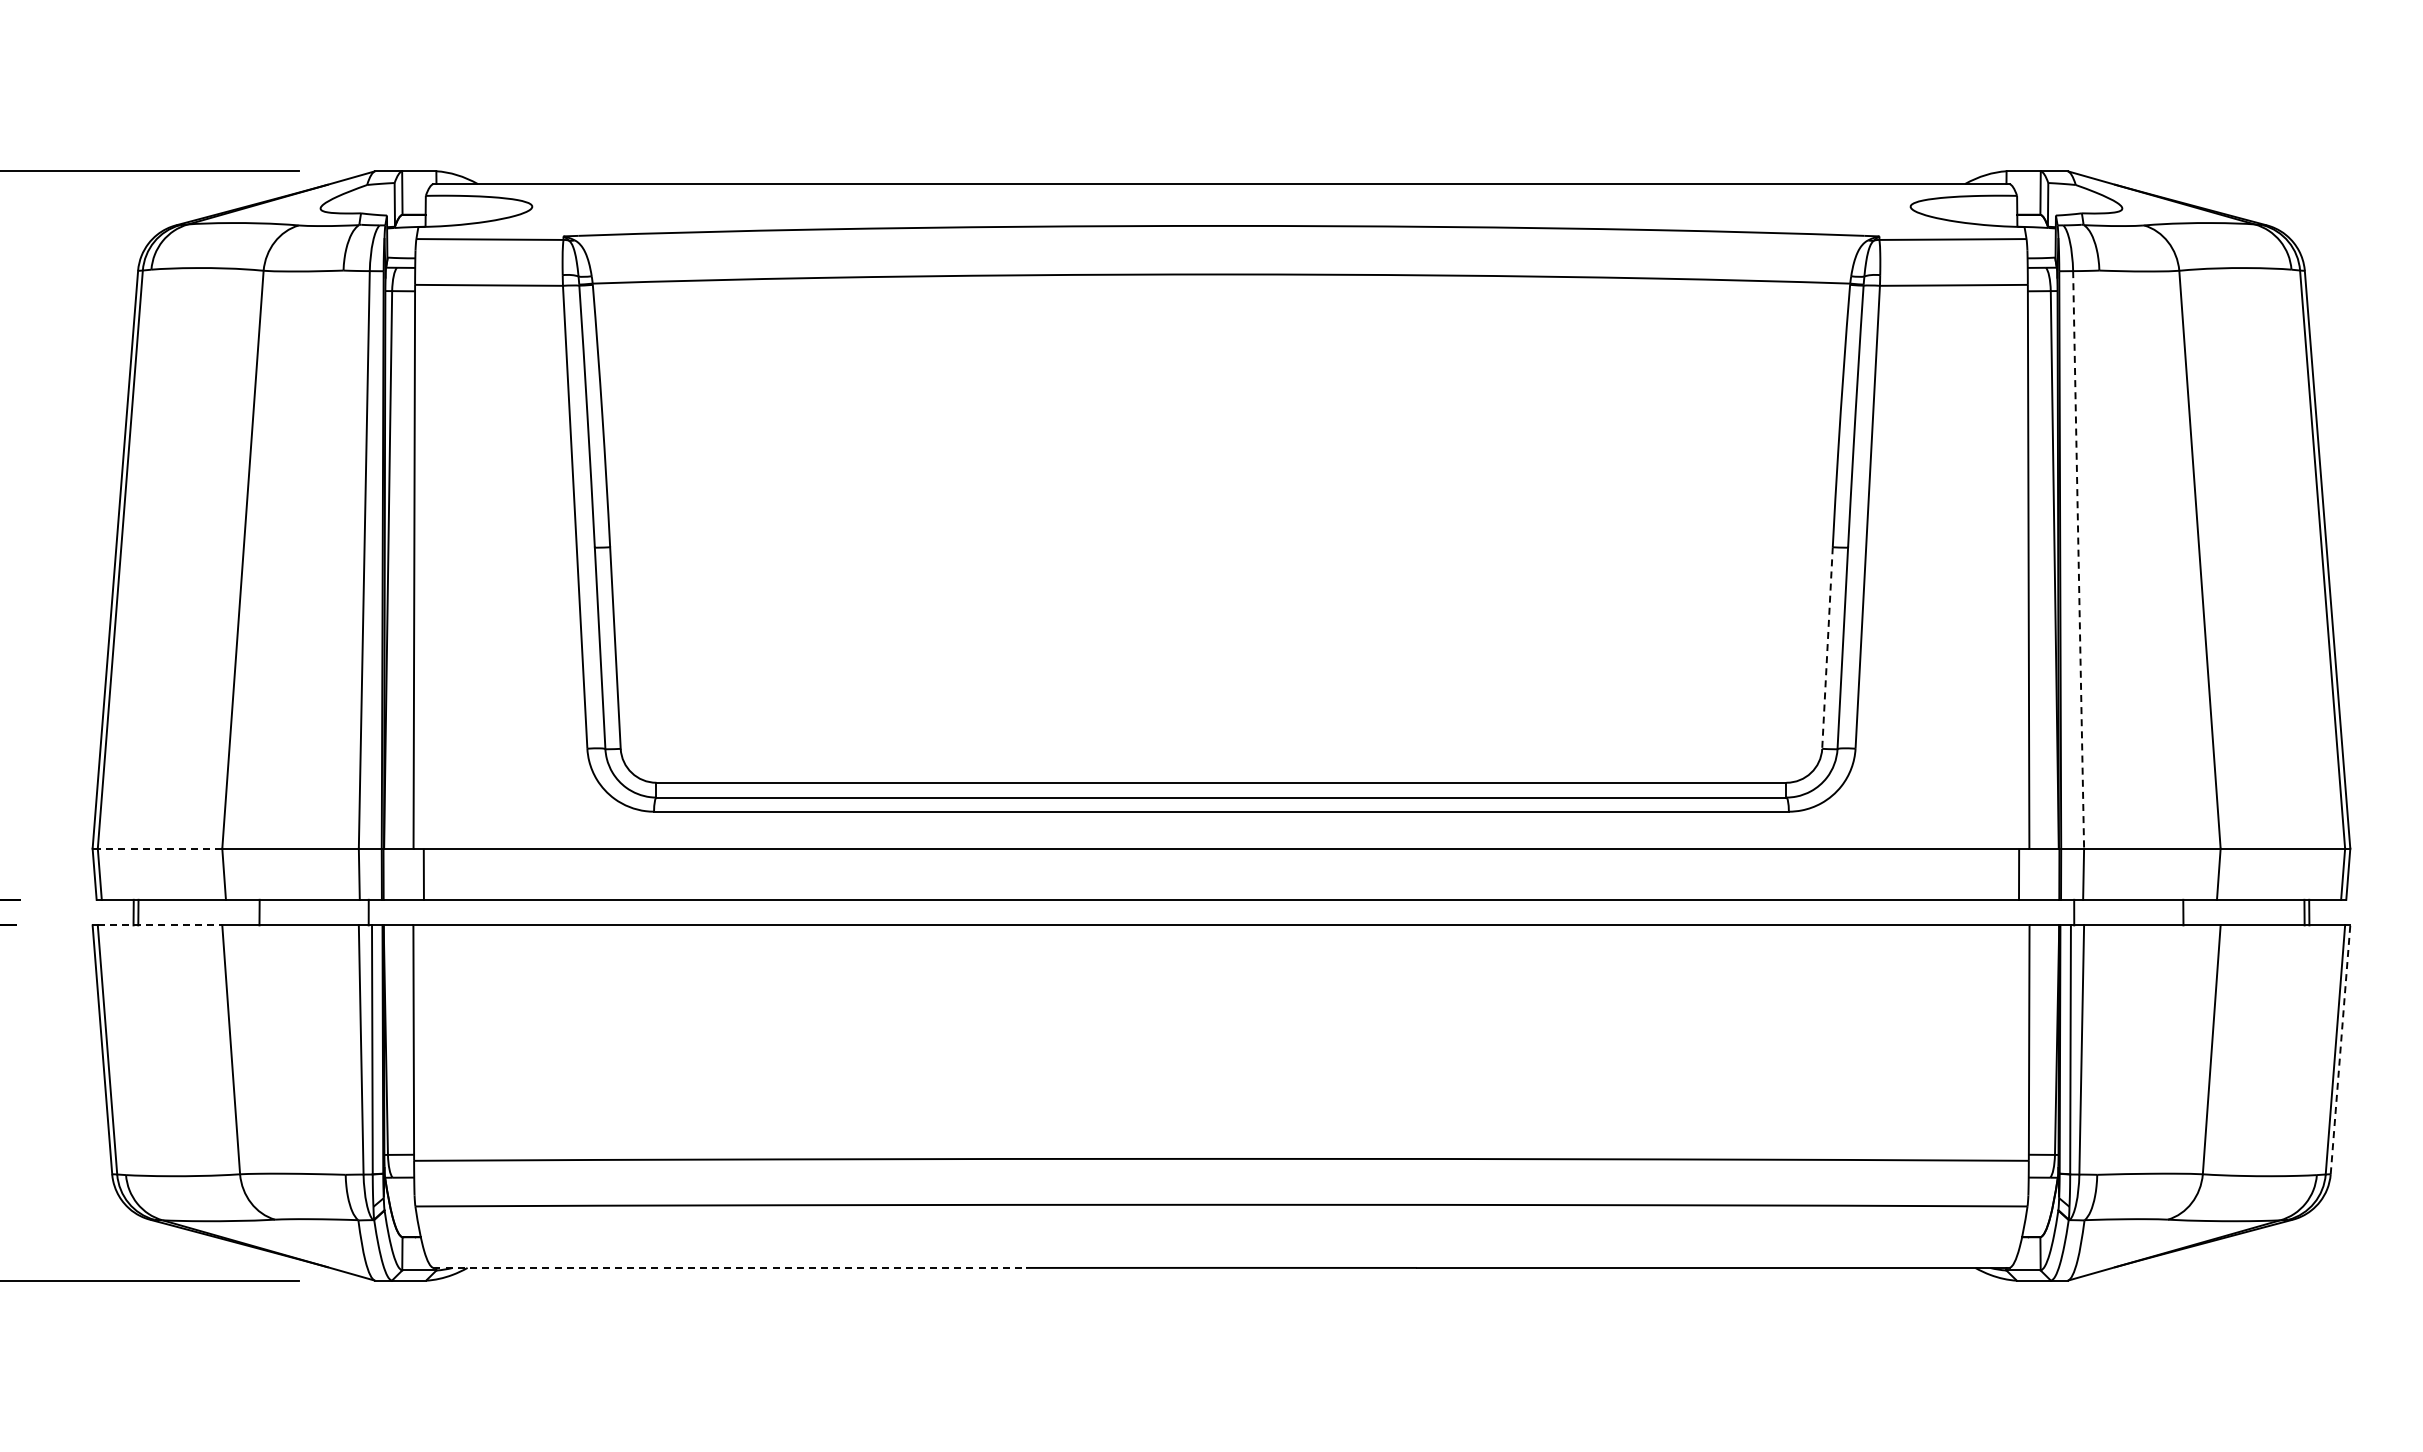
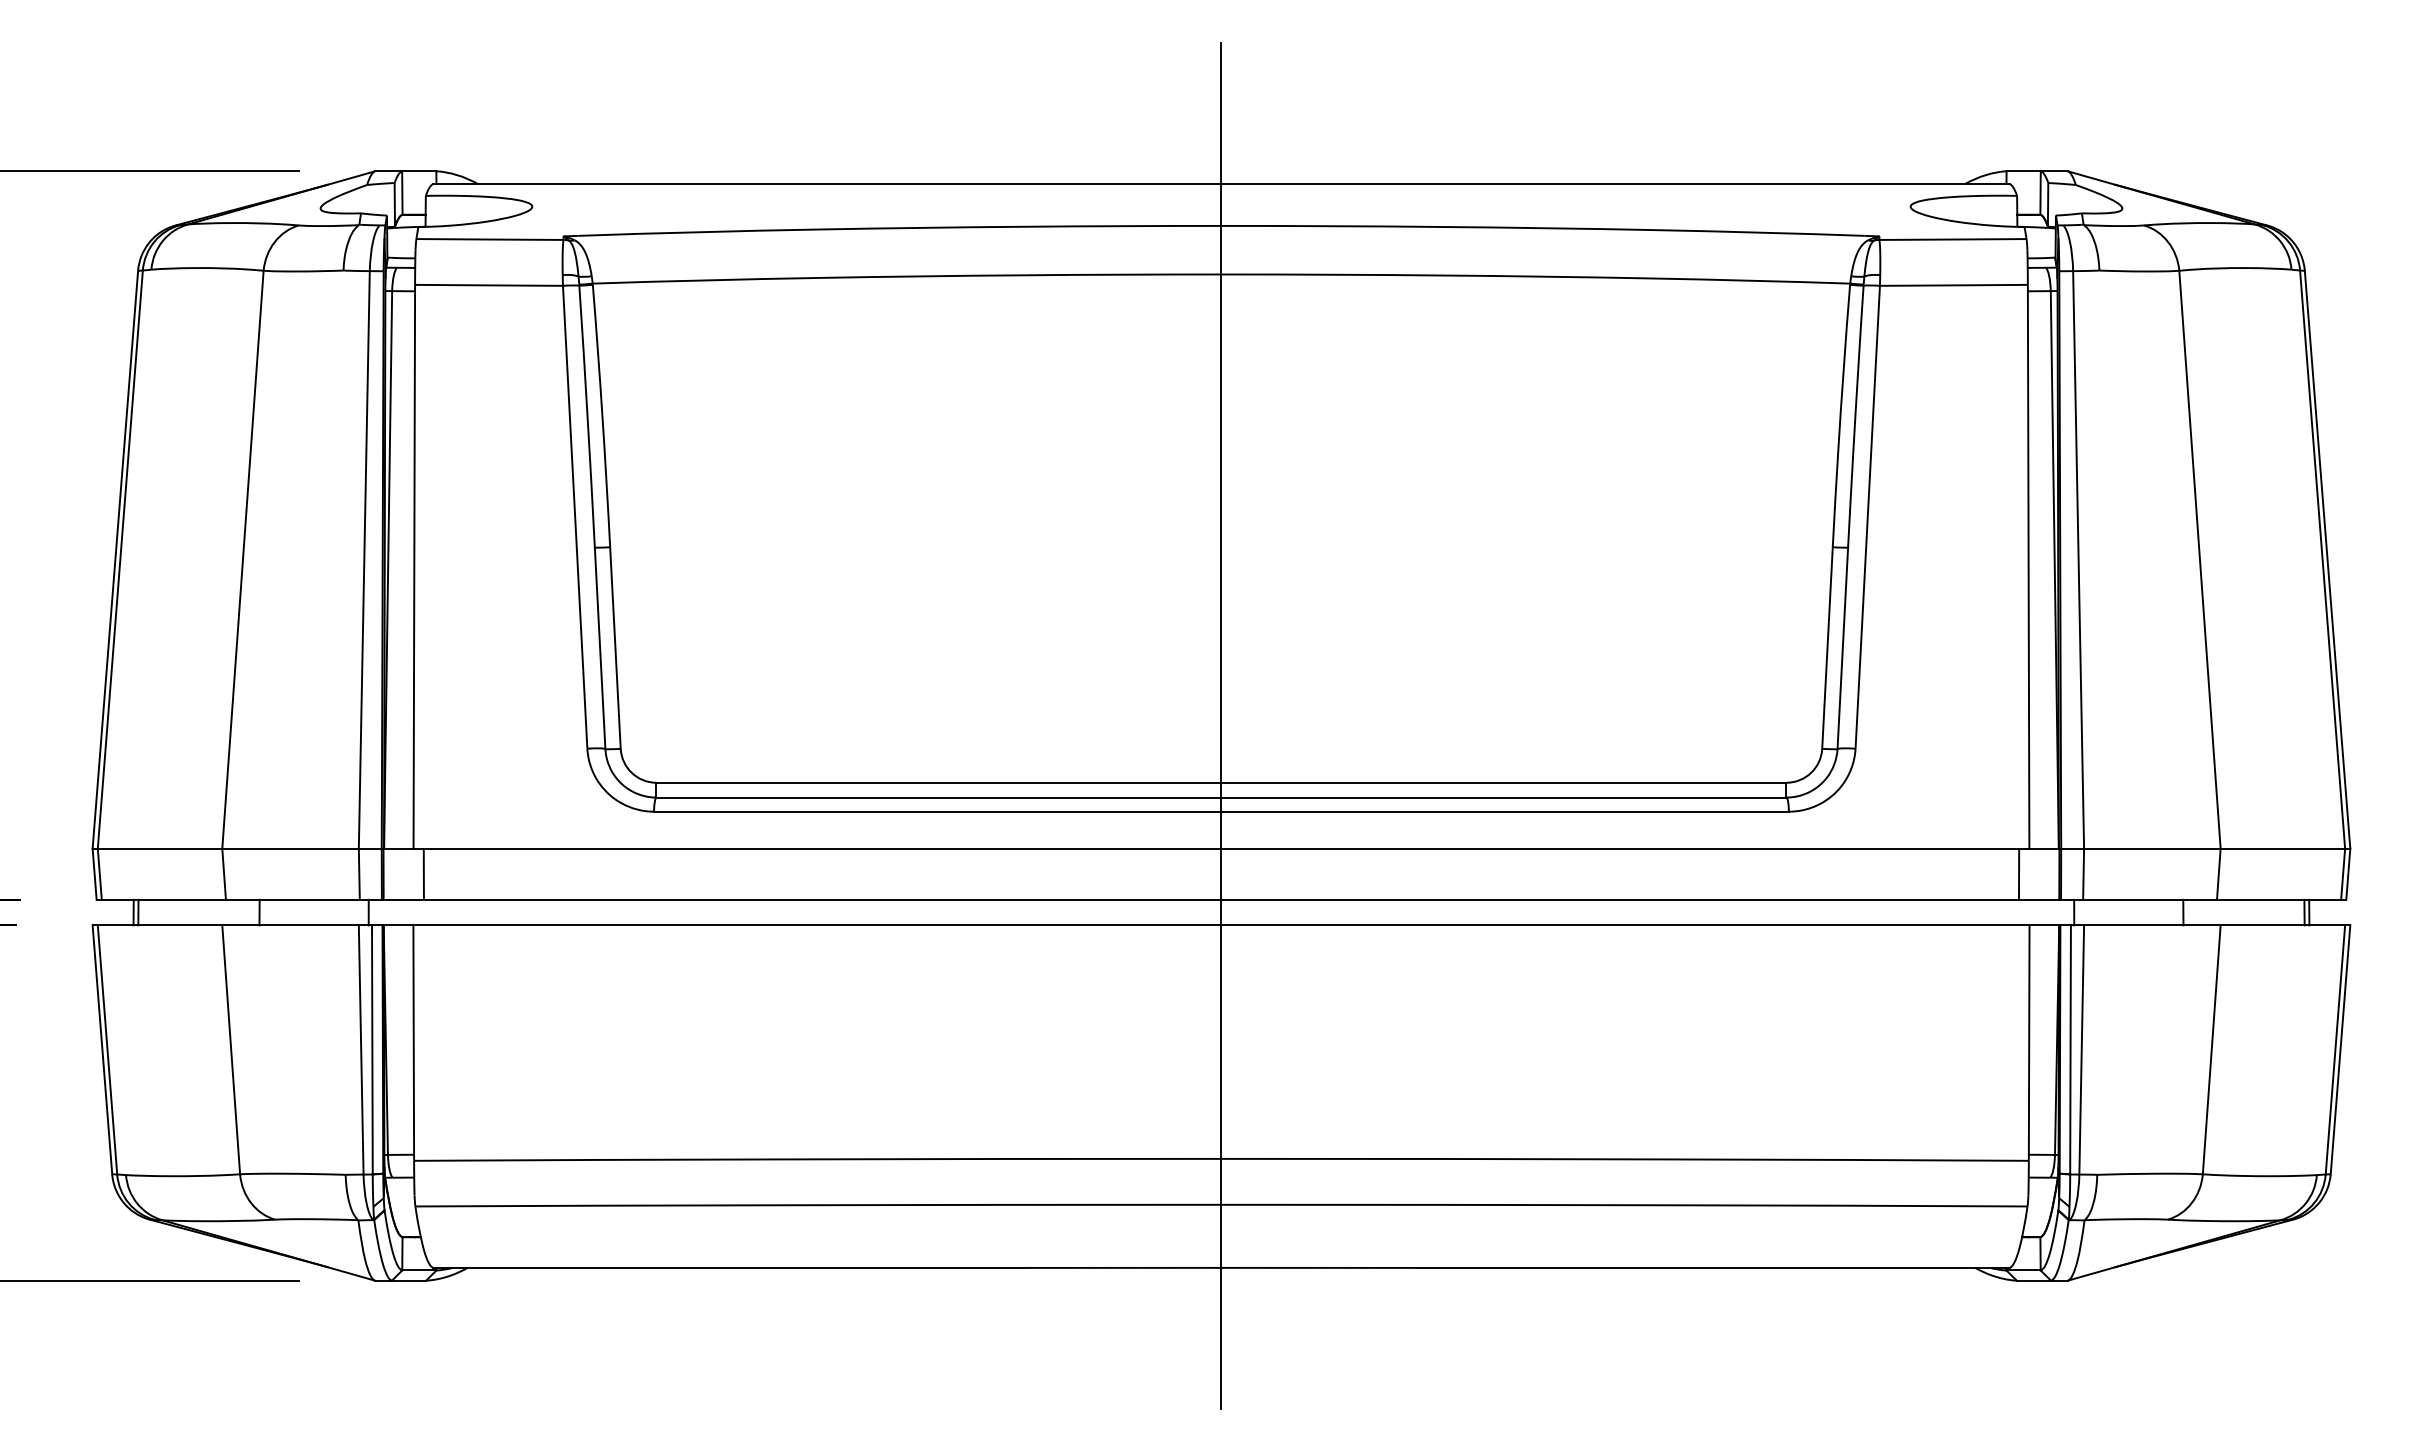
line: dashed -> solid (2078, 559)
line: dashed -> solid (1827, 648)
line: none -> present (1221, 725)
line: dashed -> solid (159, 848)
line: dashed -> solid (160, 925)
line: dashed -> solid (2340, 1049)
line: dashed -> solid (730, 1267)
